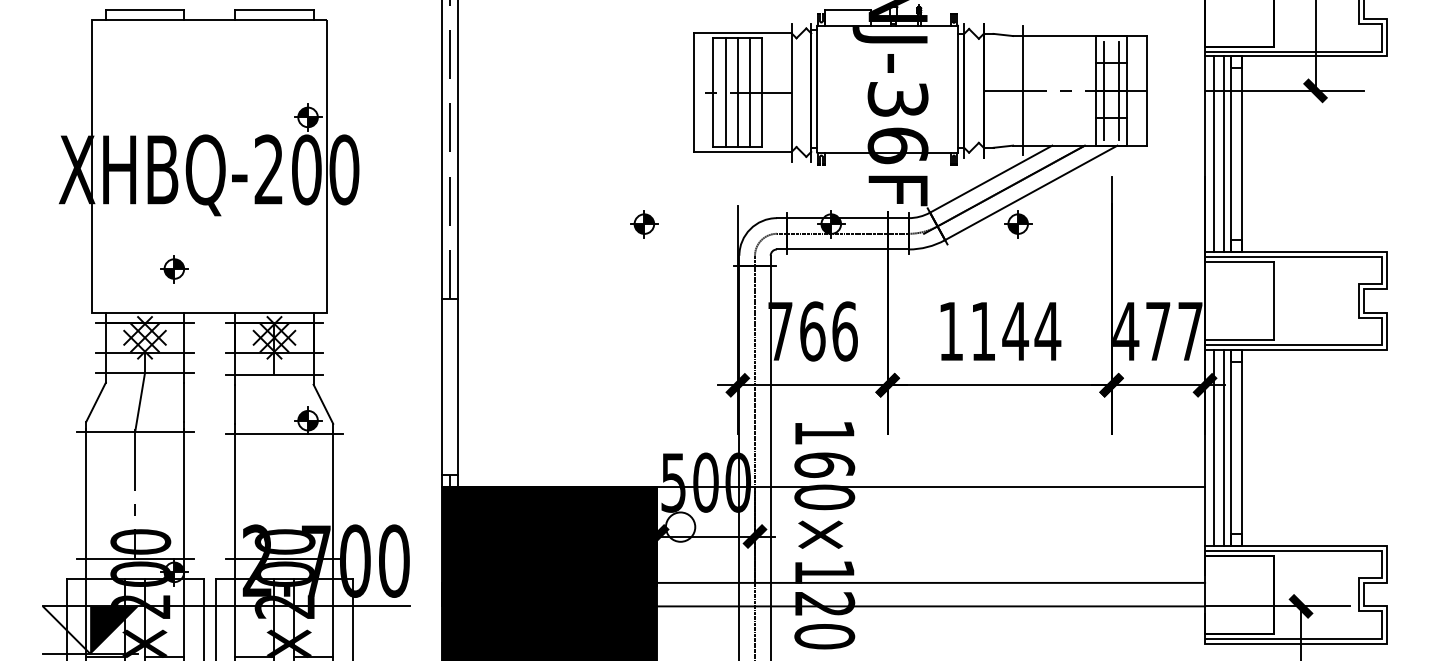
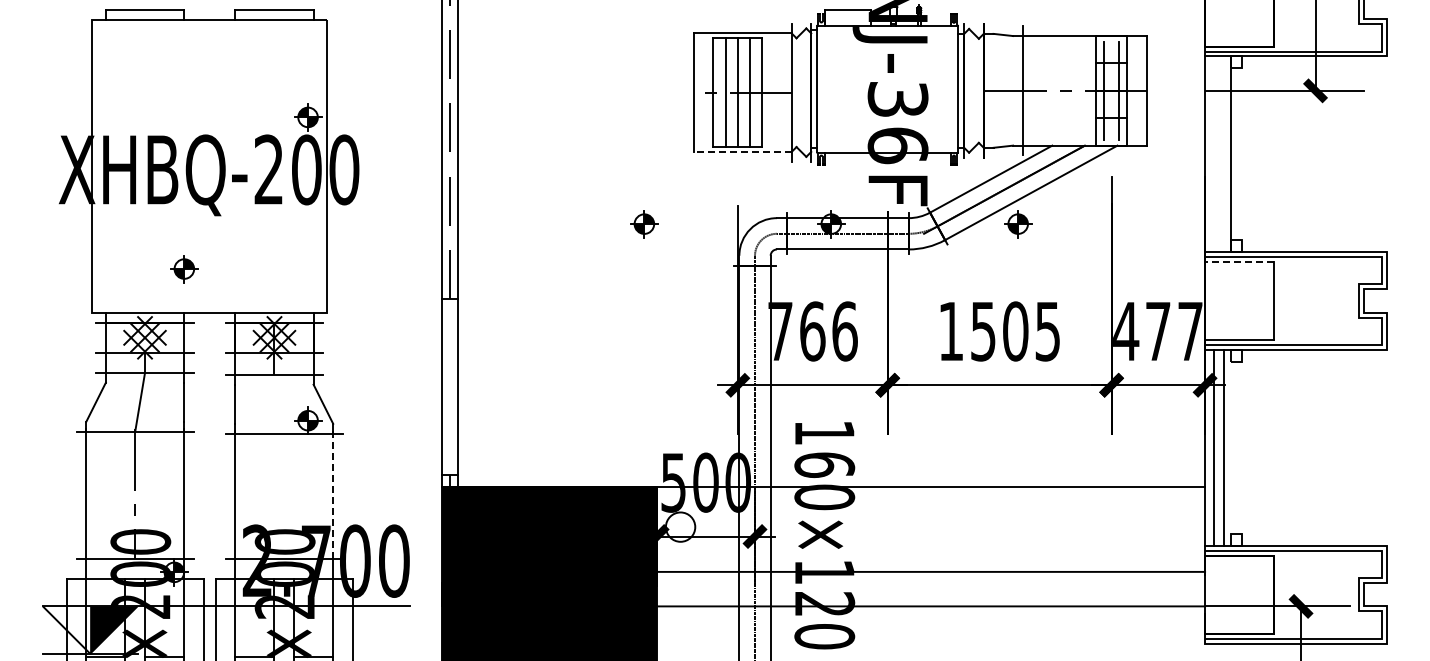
line: solid -> dashed (742, 151)
line: present -> none (1213, 154)
line: present -> none (1223, 154)
line: present -> none (1242, 154)
line: solid -> dashed (1238, 261)
part position: (174, 269) -> (184, 269) (184, 269)
text: 1144 -> 1505 (1016, 331)
line: present -> none (1230, 447)
line: present -> none (1242, 447)
line: solid -> dashed (333, 495)
line position: (931, 582) -> (931, 571) (931, 571)
